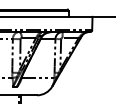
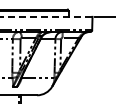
line: solid -> dashed (46, 16)
